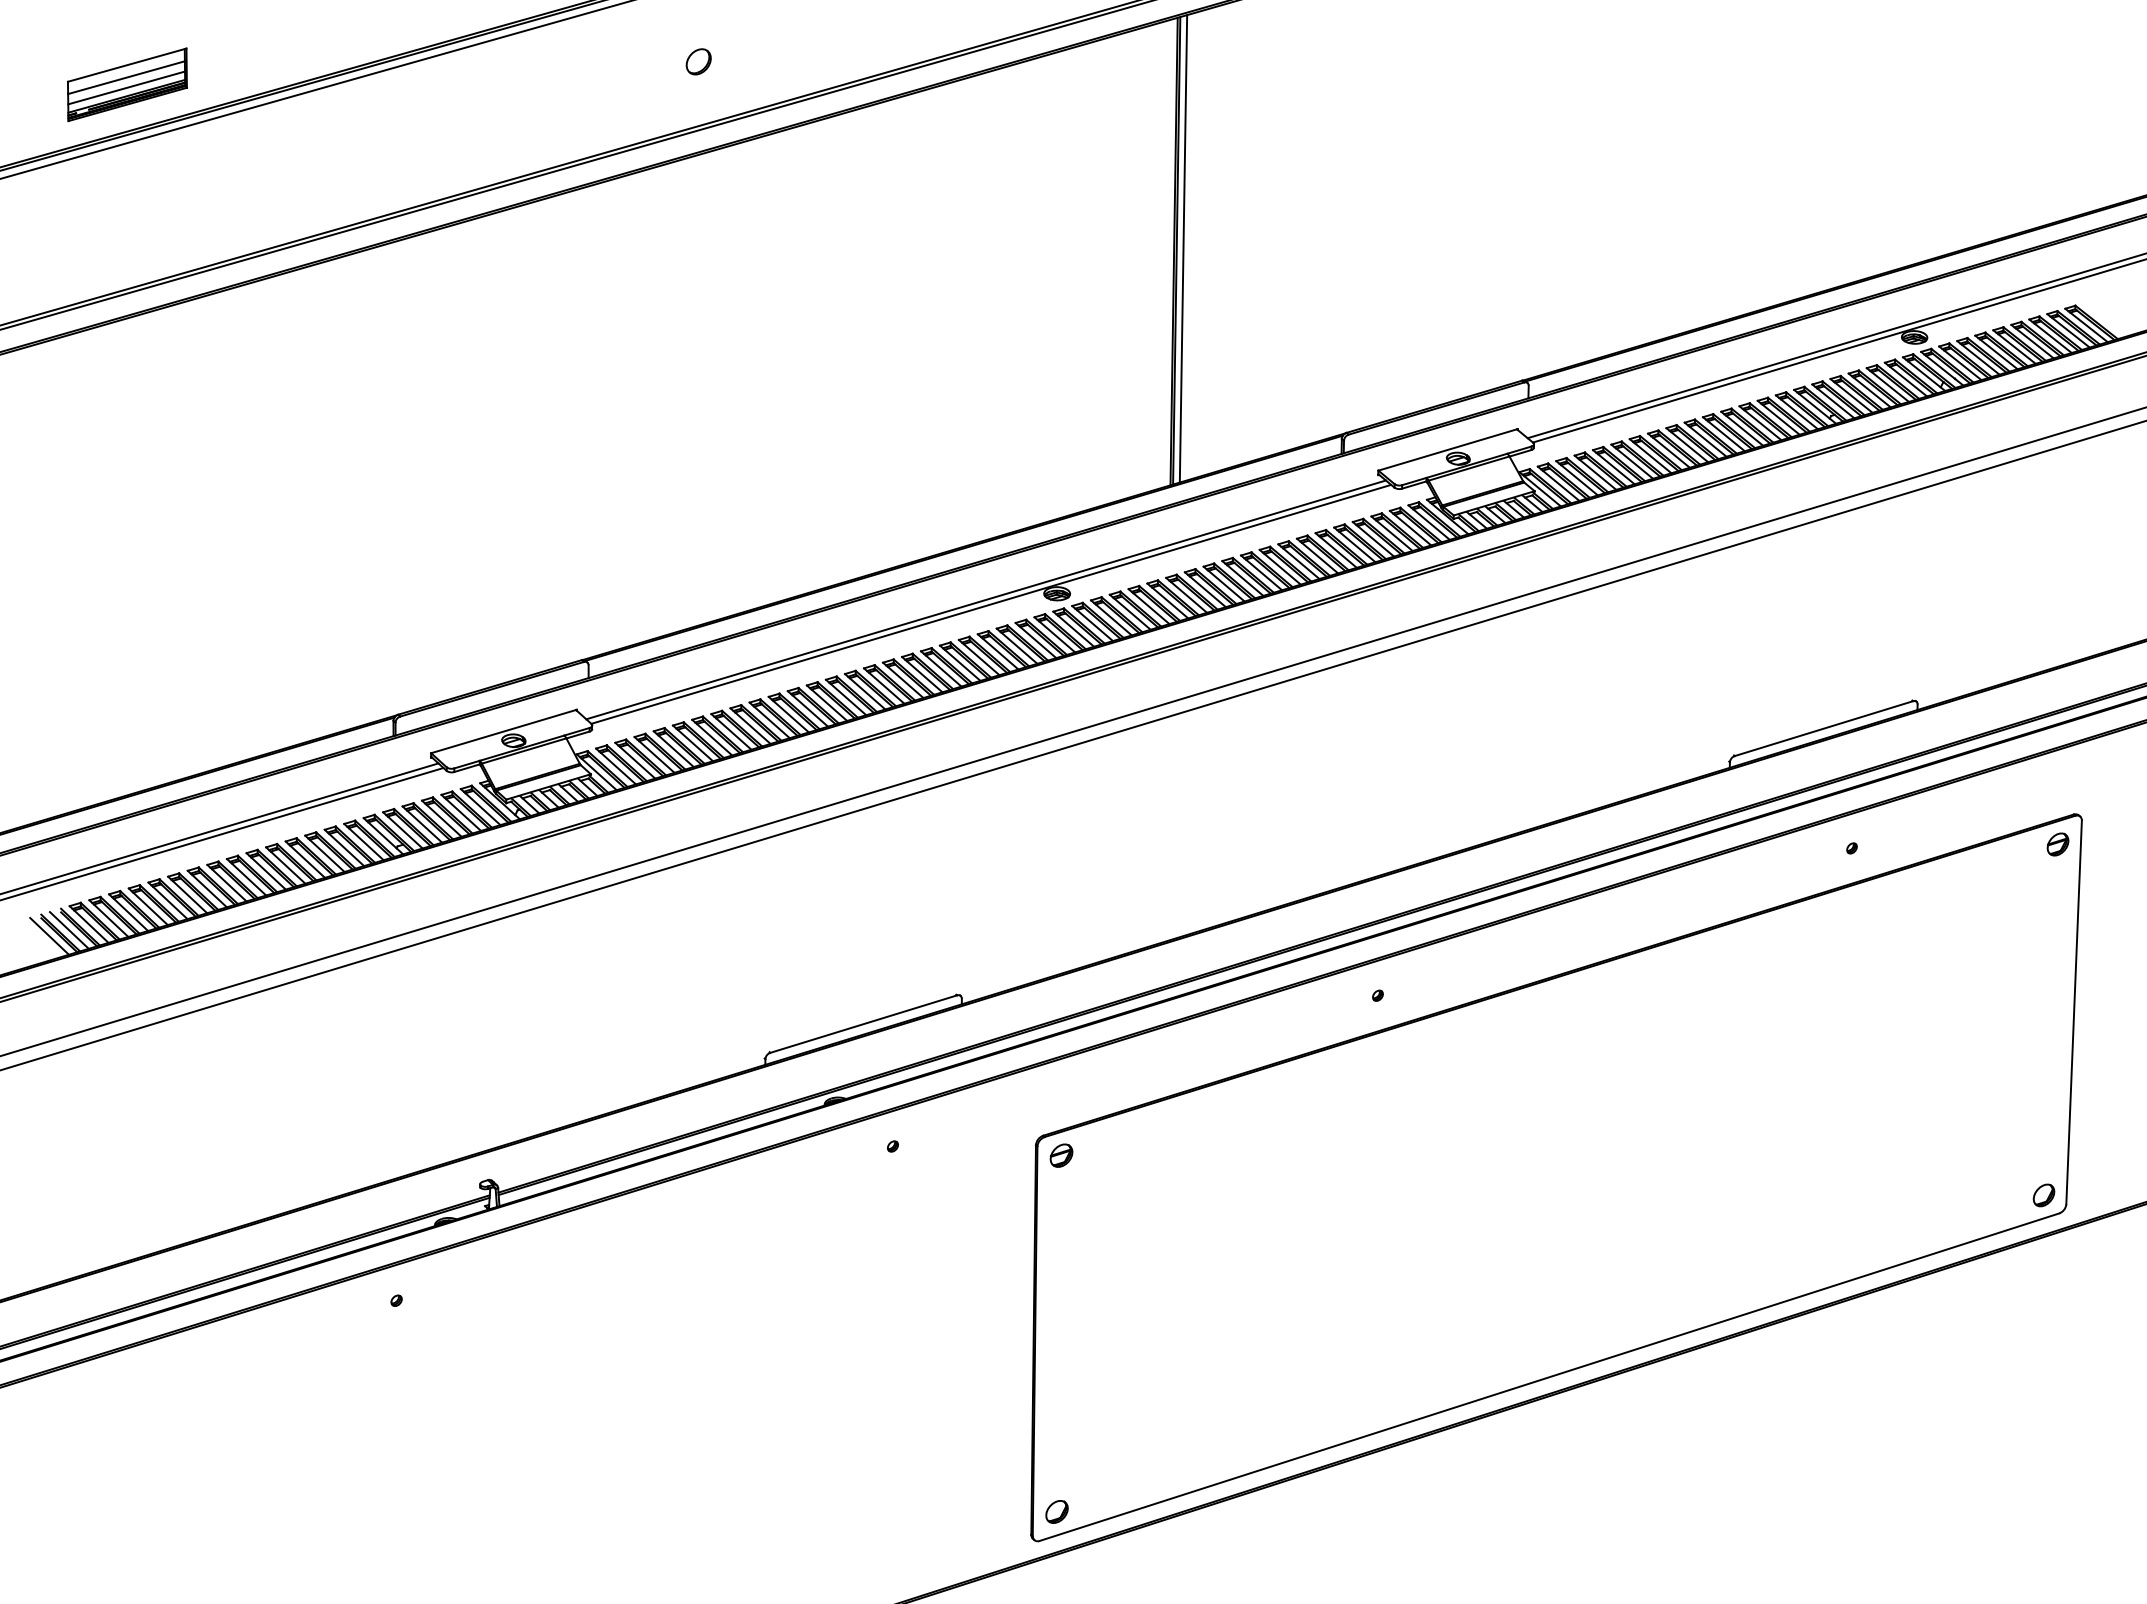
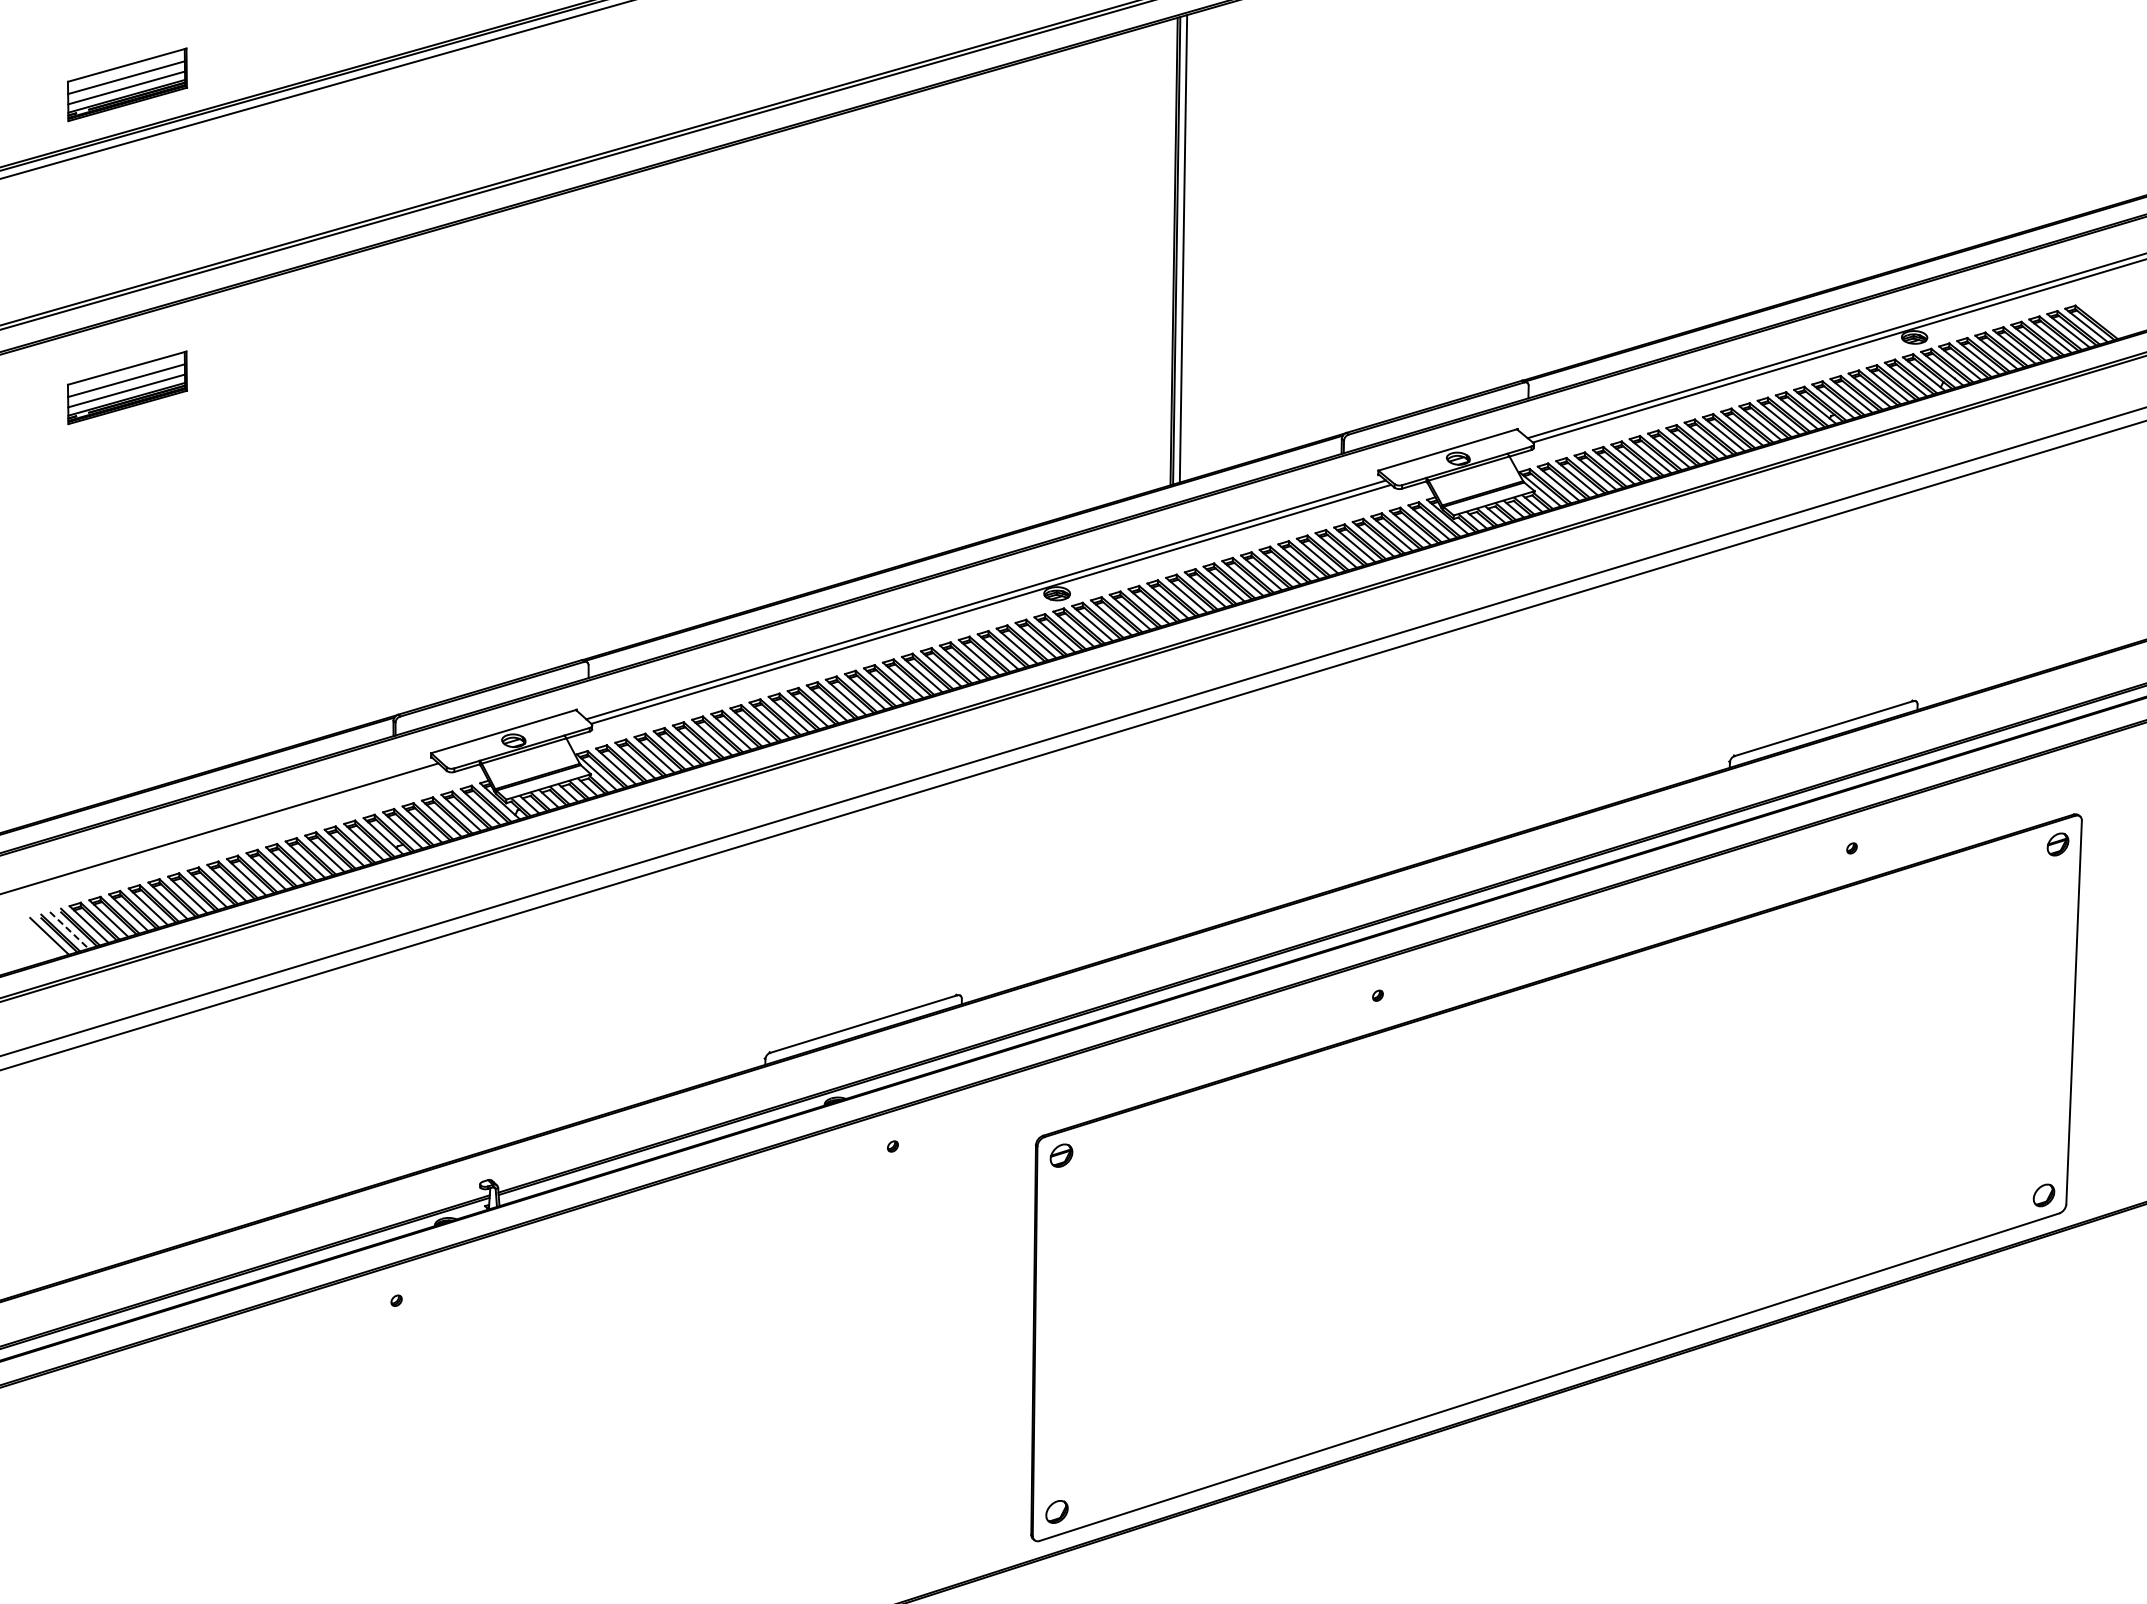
part: present -> none (698, 61)
part: none -> present (127, 387)
line: present -> none (222, 833)
line: solid -> dashed (69, 930)
